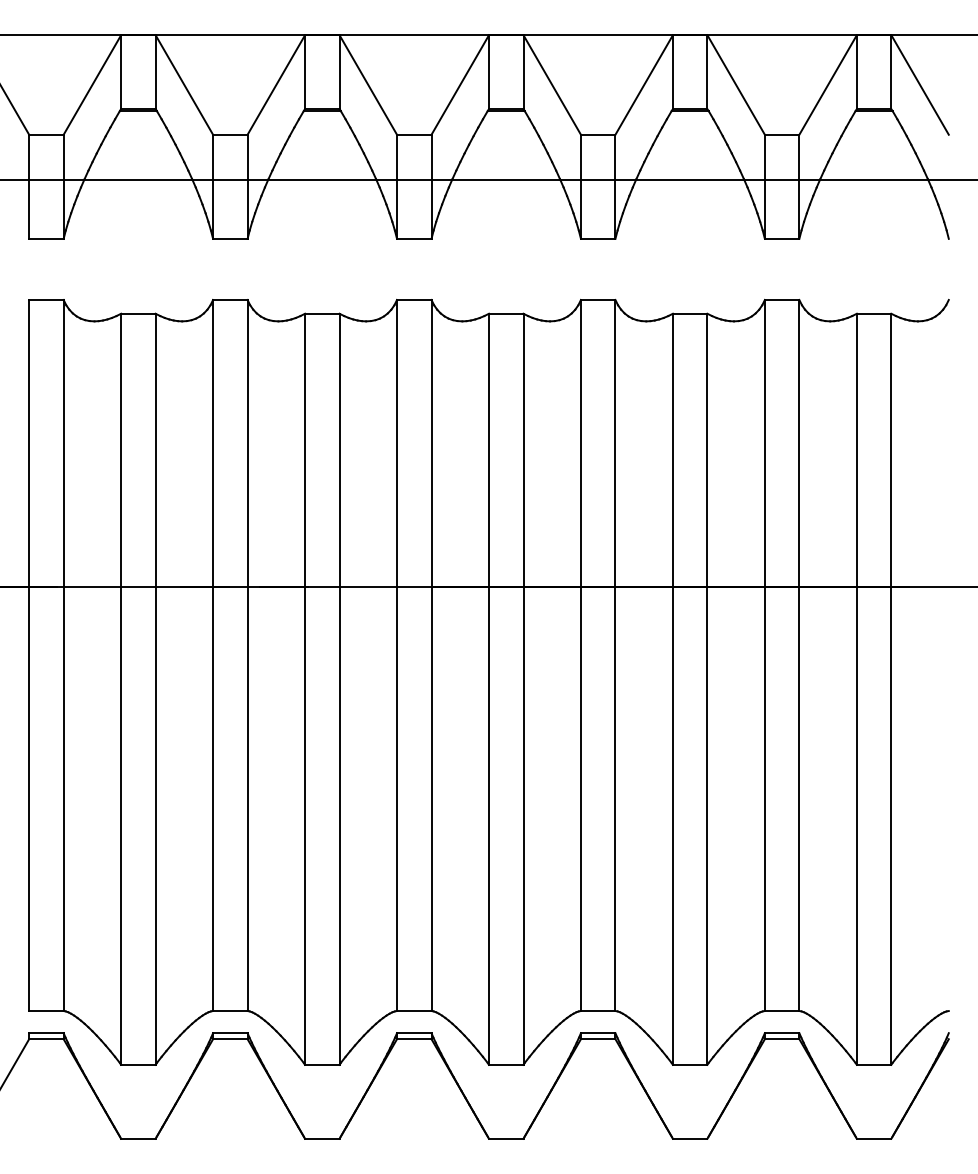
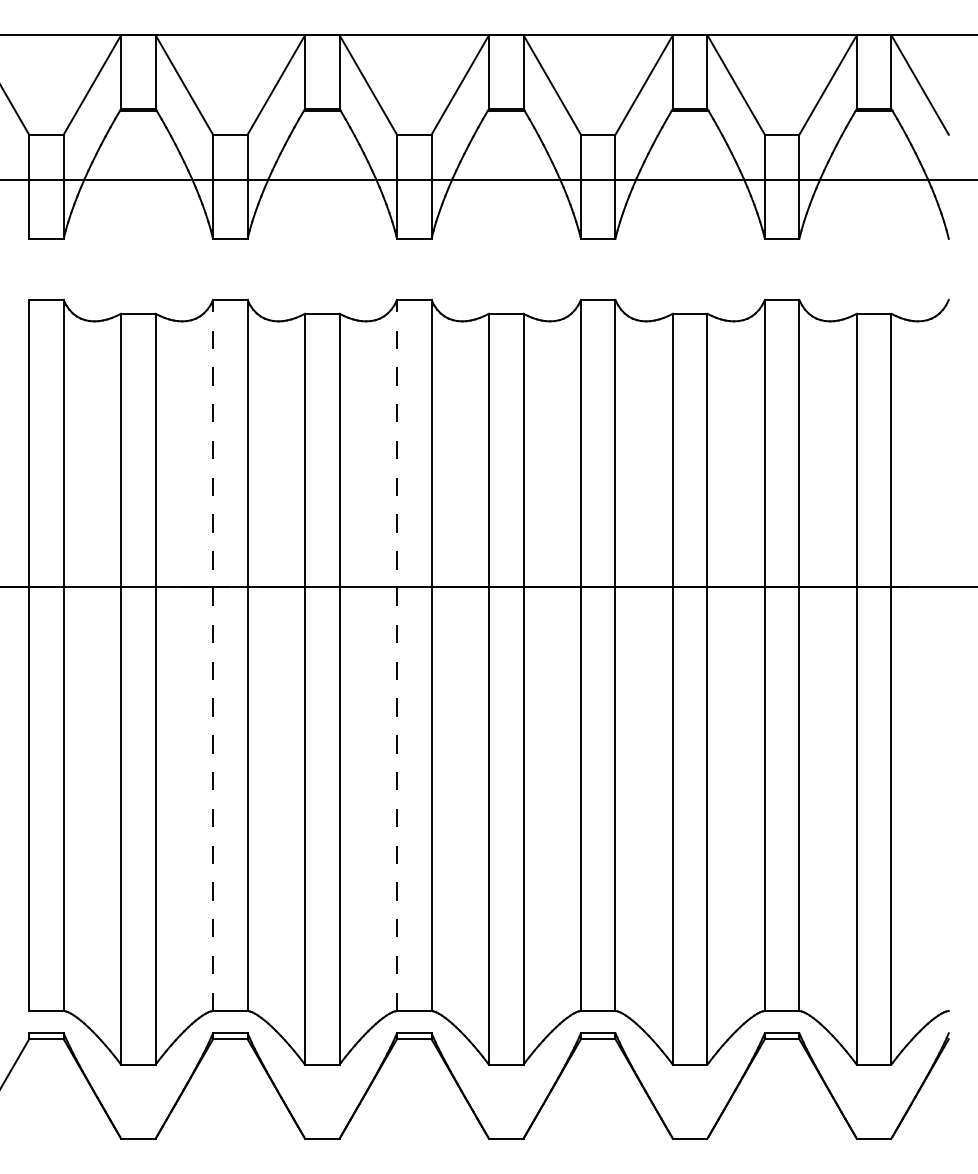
line: solid -> dashed (213, 655)
line: solid -> dashed (397, 655)
